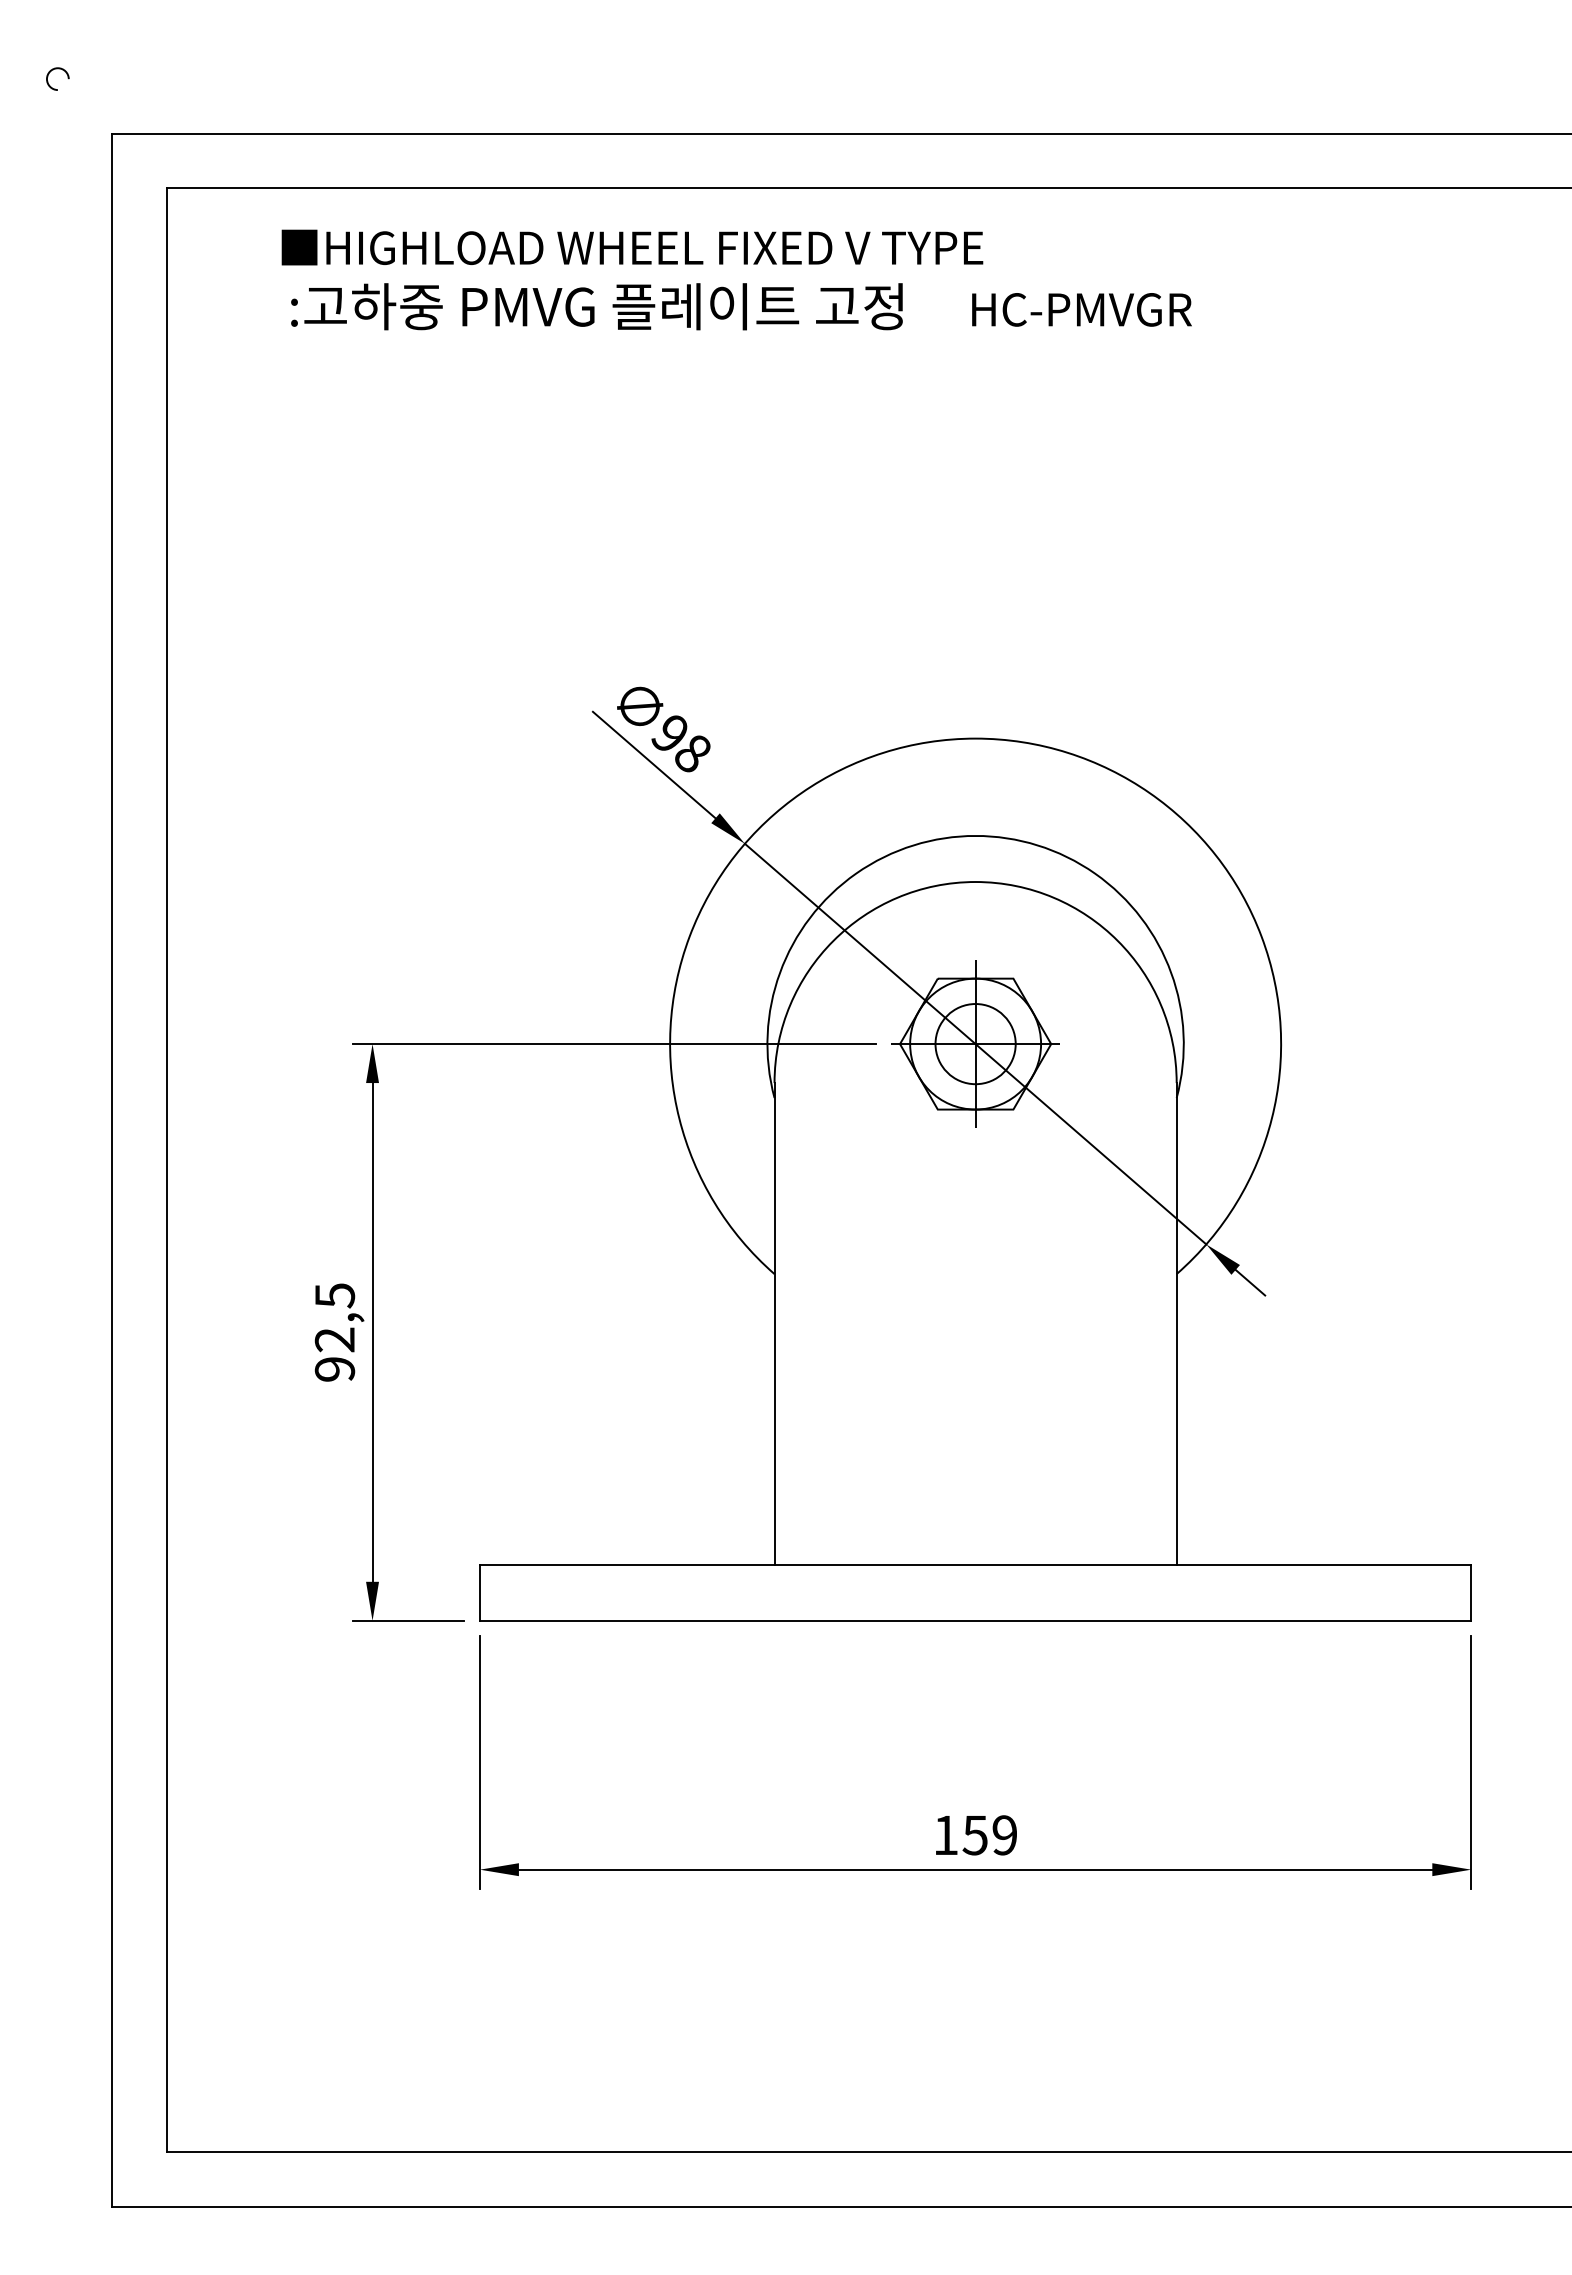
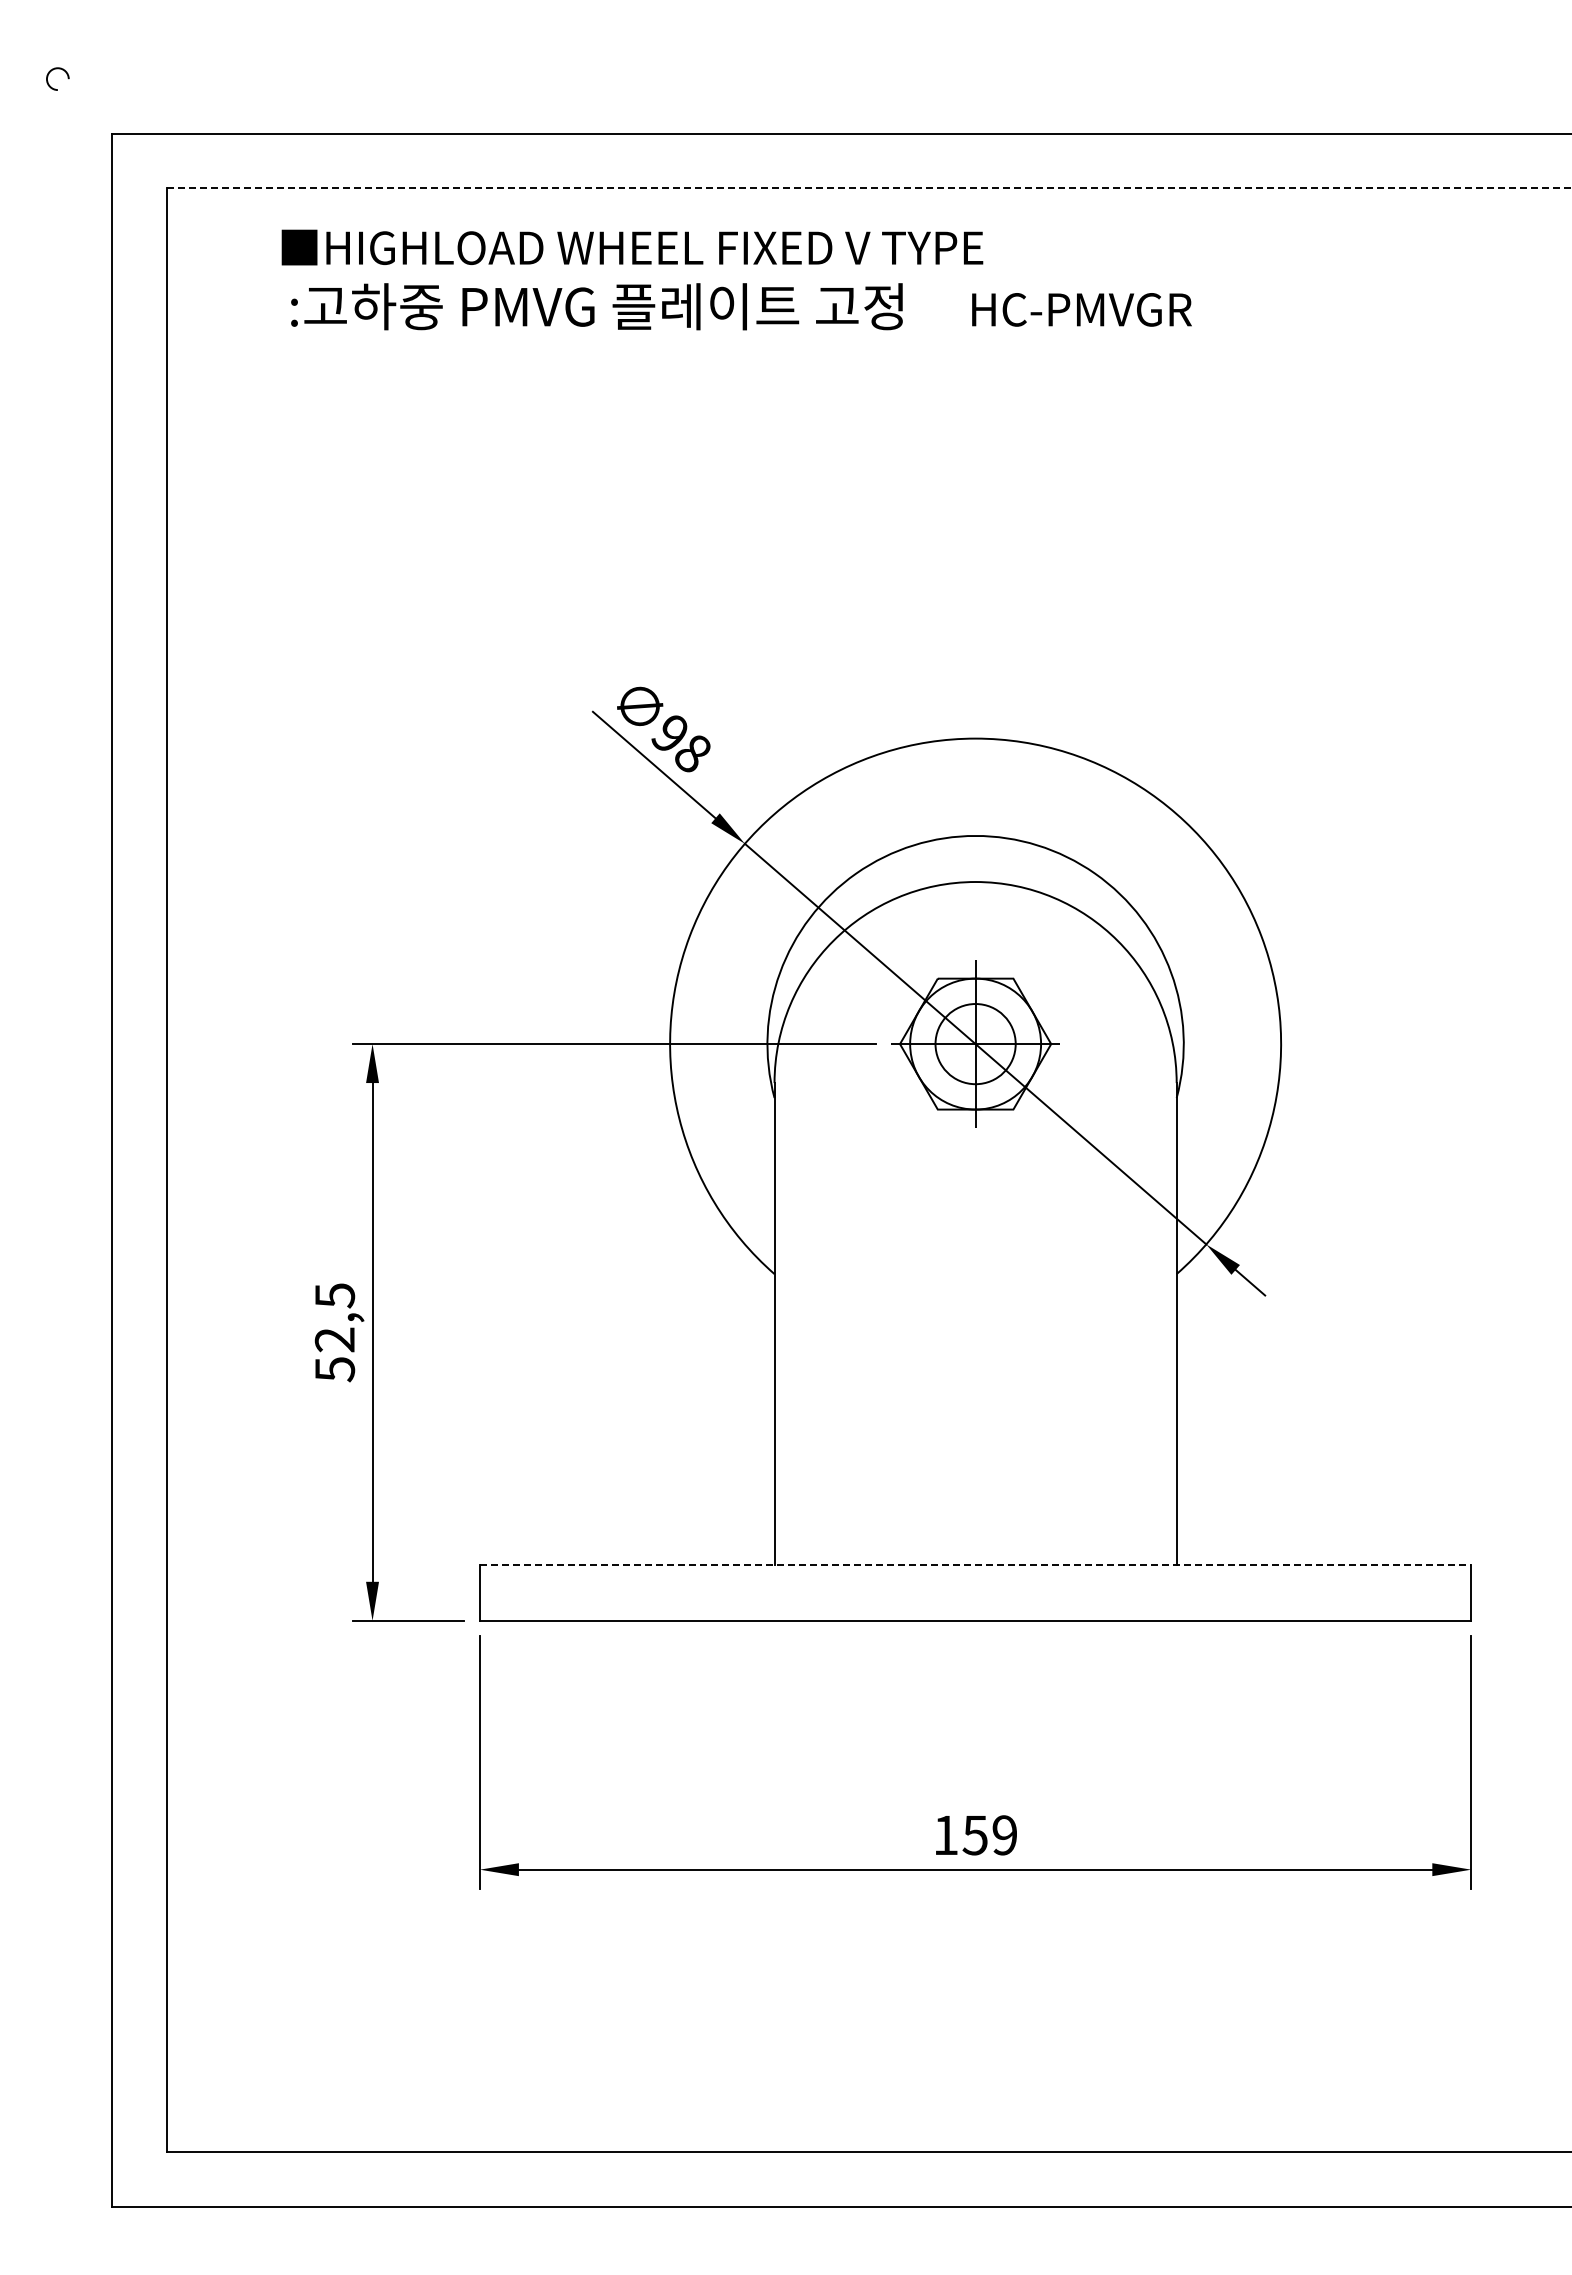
line: solid -> dashed (869, 188)
text: 92,5 -> 52,5 (334, 1369)
line: solid -> dashed (975, 1564)
